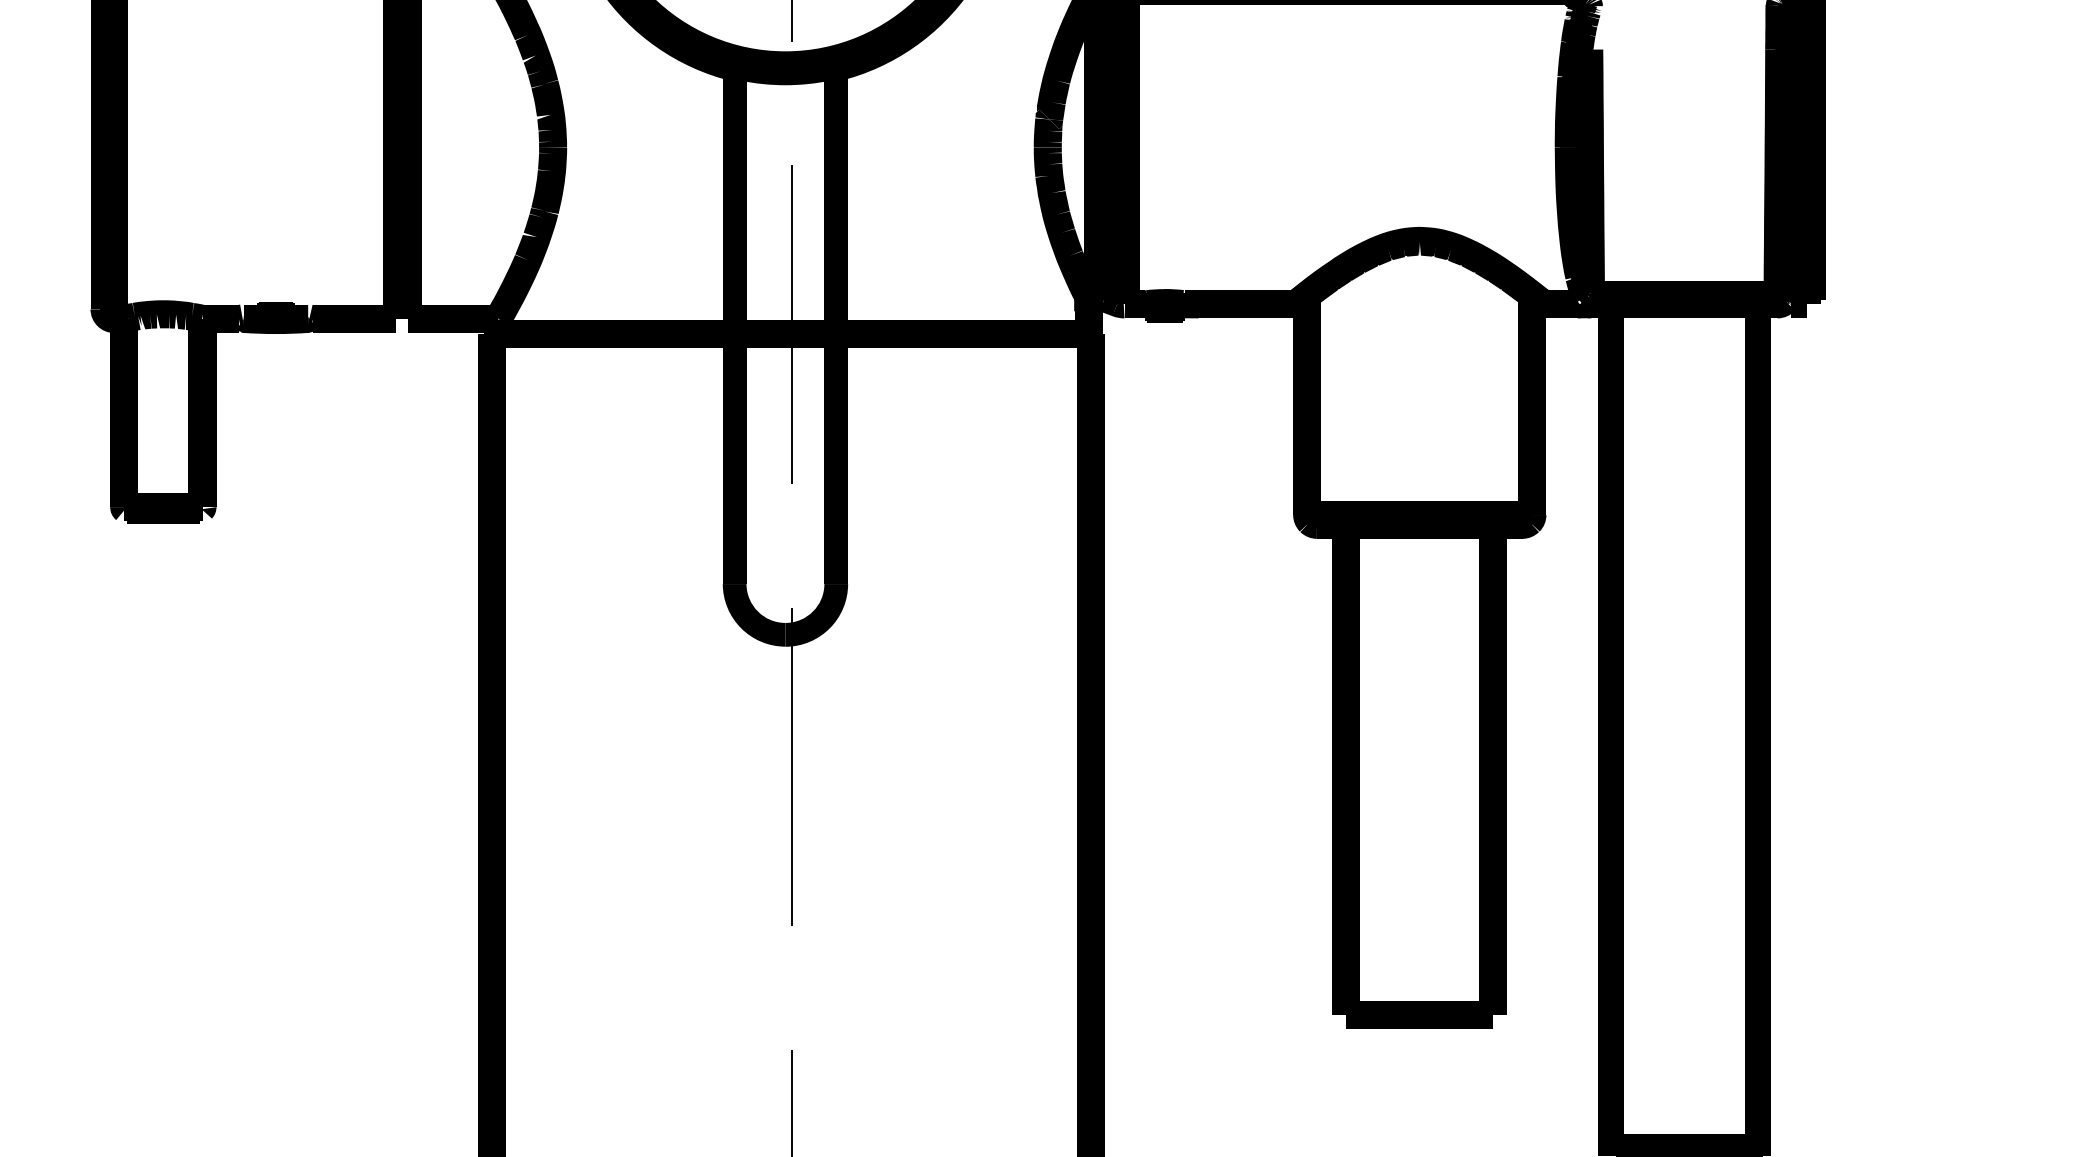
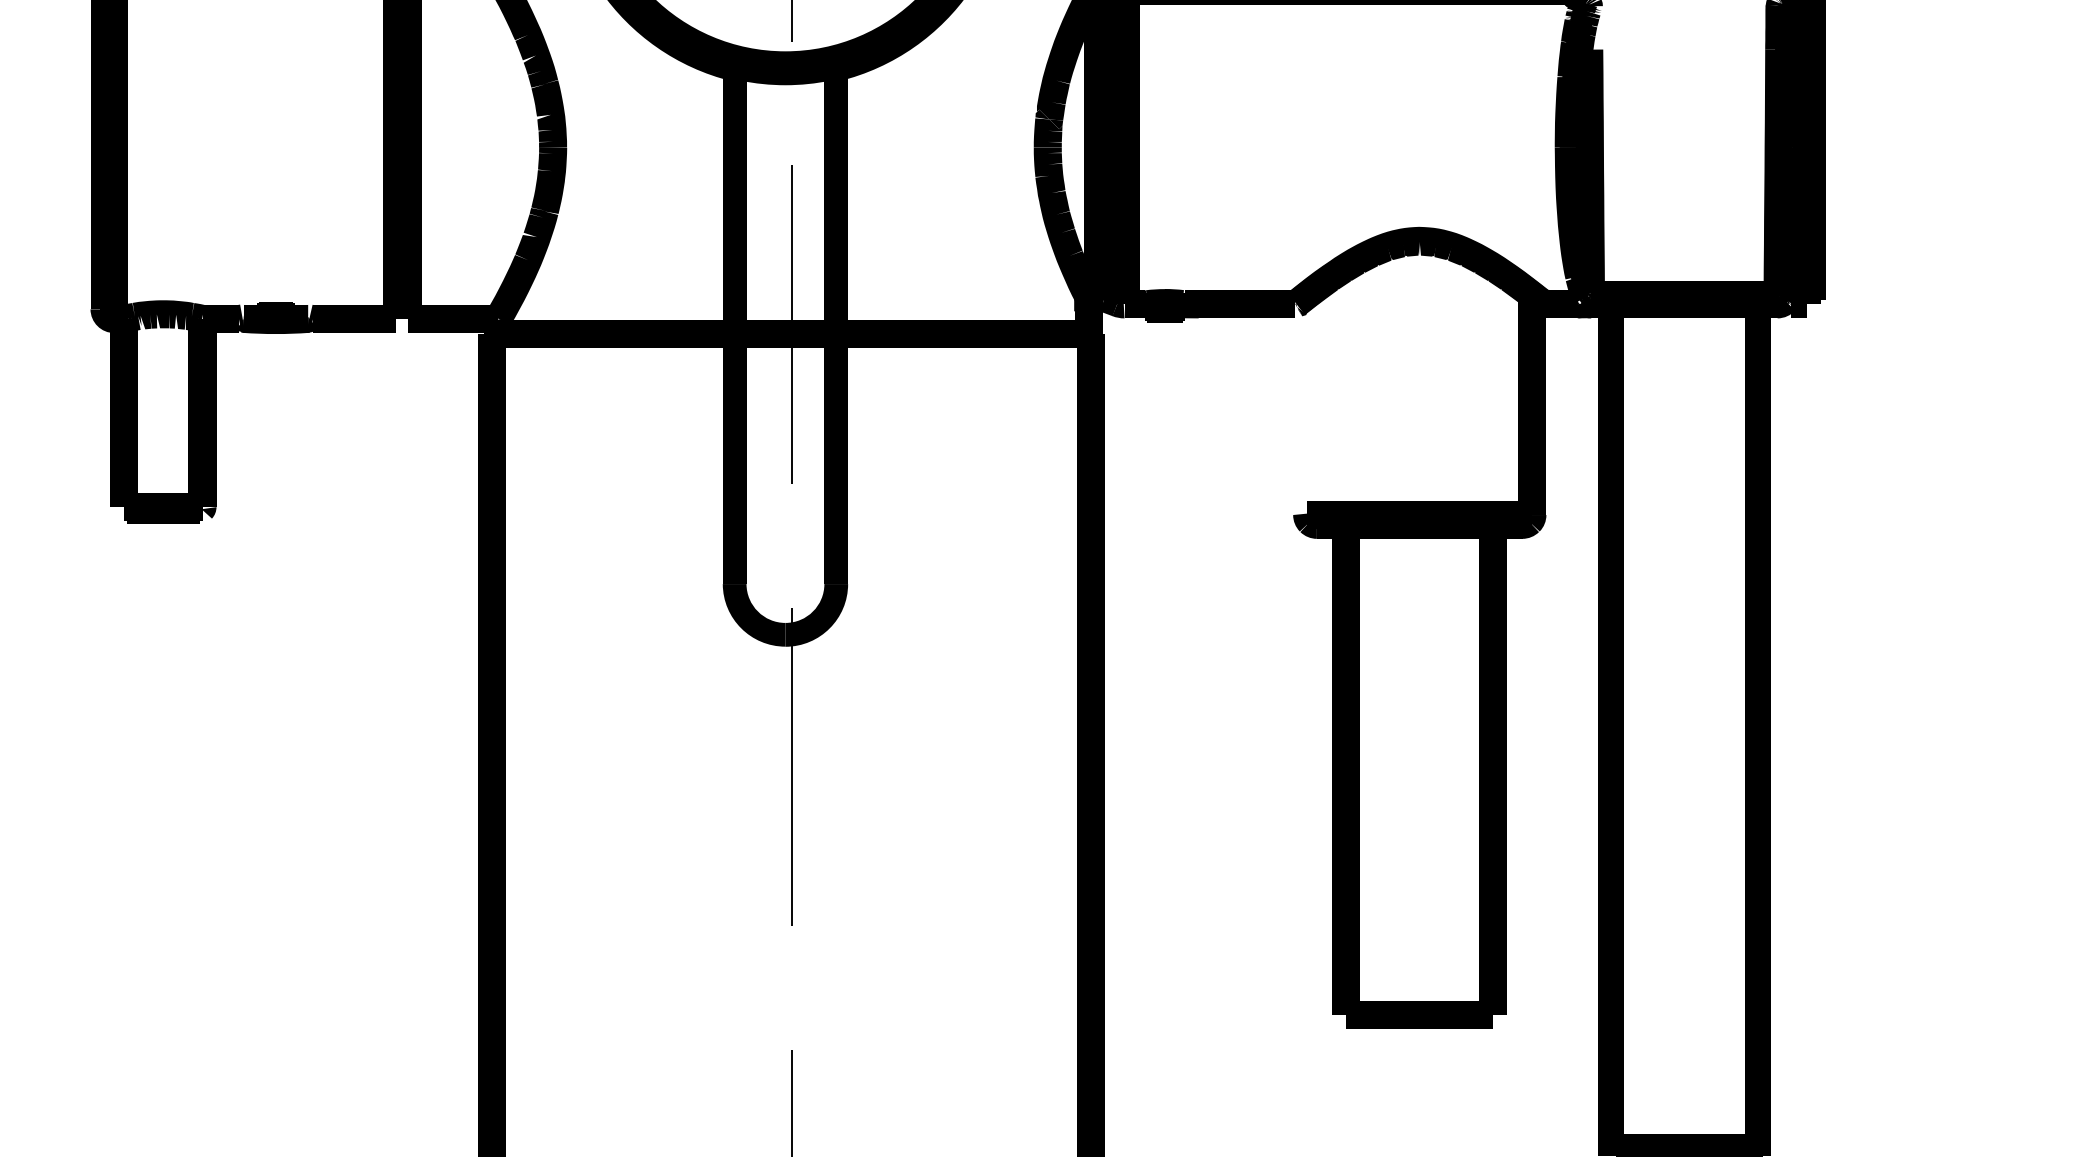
fill: present -> none (1307, 405)
fill: present -> none (118, 513)
